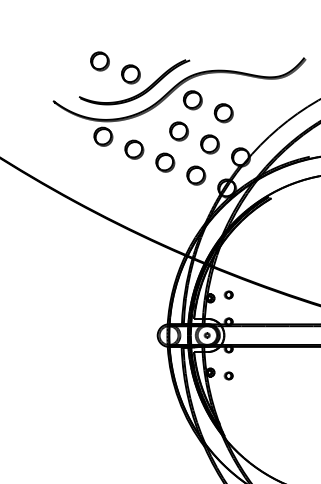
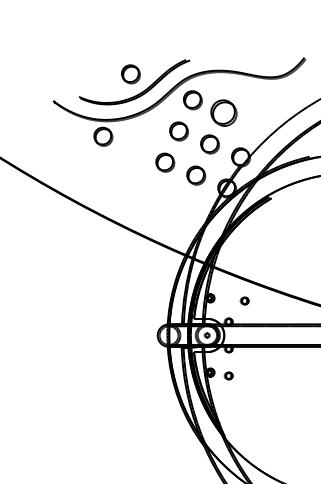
part: present -> none (99, 61)
part size: 21x21 px -> 28x28 px (223, 112)
part: present -> none (134, 149)
part position: (228, 294) -> (244, 300) (244, 300)
